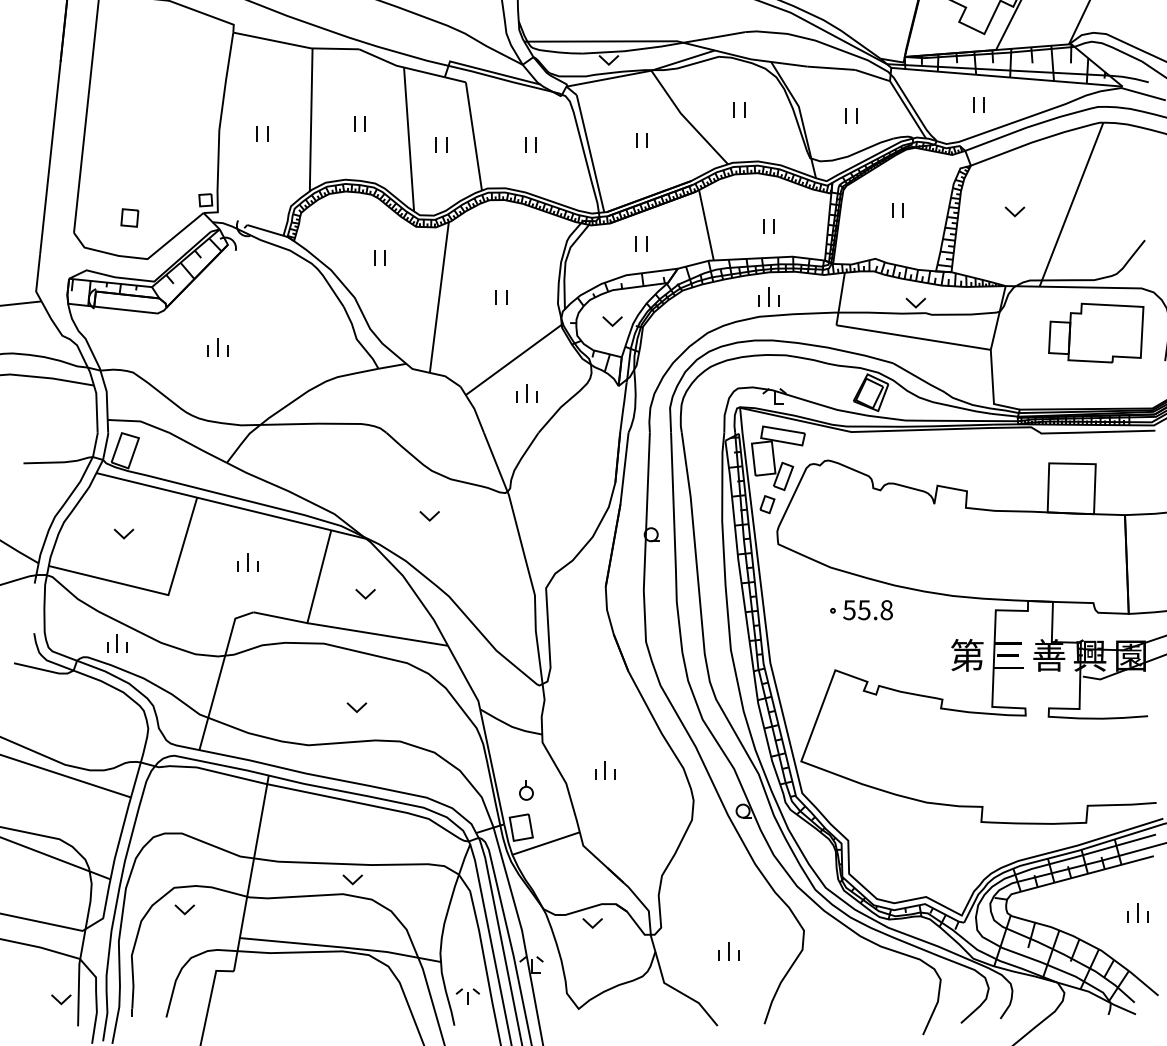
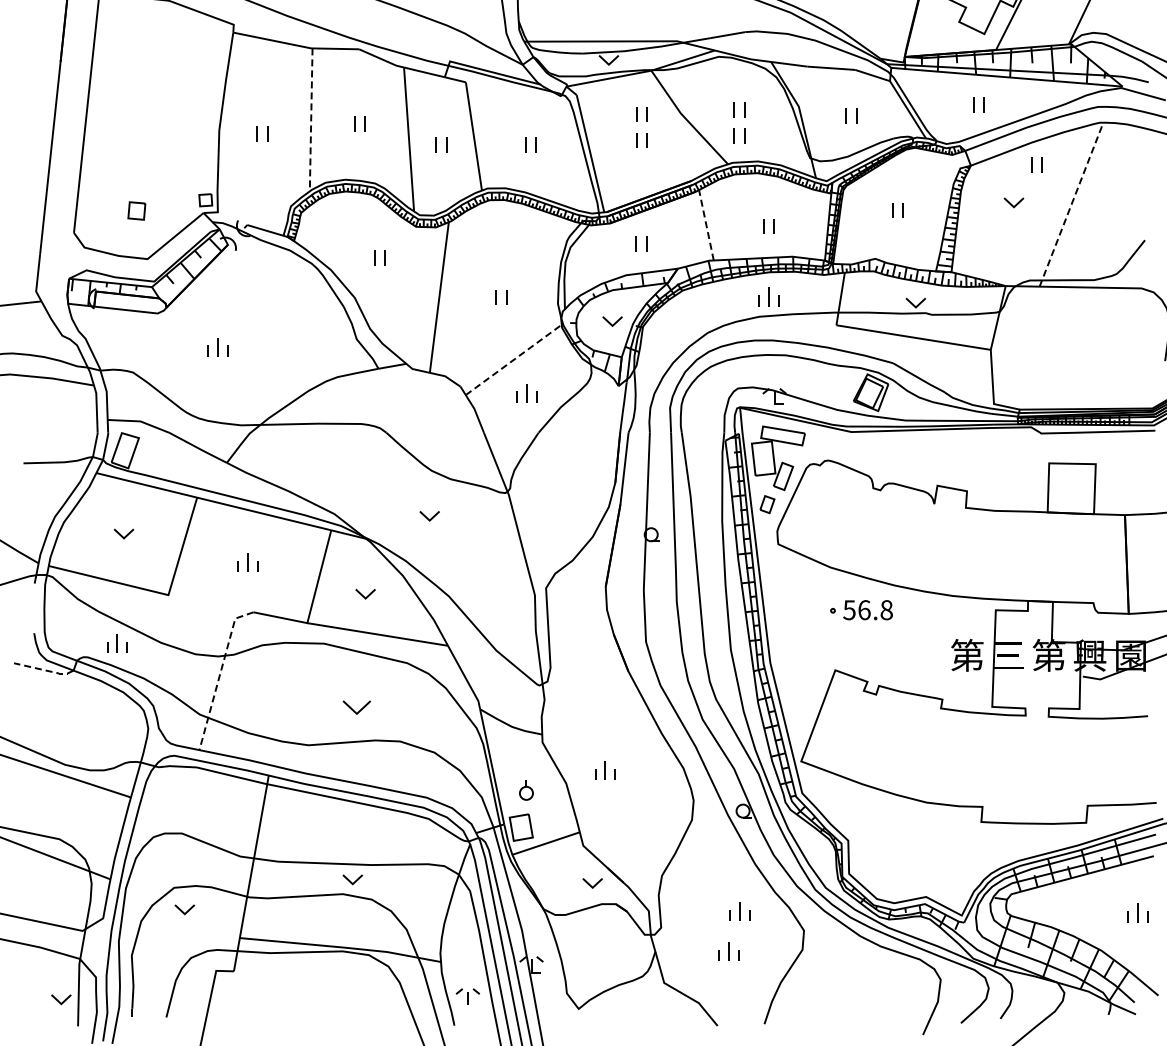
part: none -> present (641, 114)
line: solid -> dashed (311, 120)
part: none -> present (739, 135)
part: none -> present (1036, 164)
line: solid -> dashed (1071, 205)
part position: (1014, 211) -> (1013, 202) (1013, 202)
part position: (129, 217) -> (136, 210) (136, 210)
line: solid -> dashed (706, 225)
part: present -> none (1096, 332)
line: solid -> dashed (513, 359)
text: 55.8 -> 56.8 (864, 610)
text: 善 -> 第 (1048, 655)
line: solid -> dashed (44, 670)
line: solid -> dashed (220, 674)
part size: 22x11 px -> 29x15 px (356, 707)
part: none -> present (739, 911)
part position: (592, 923) -> (592, 883) (592, 883)
